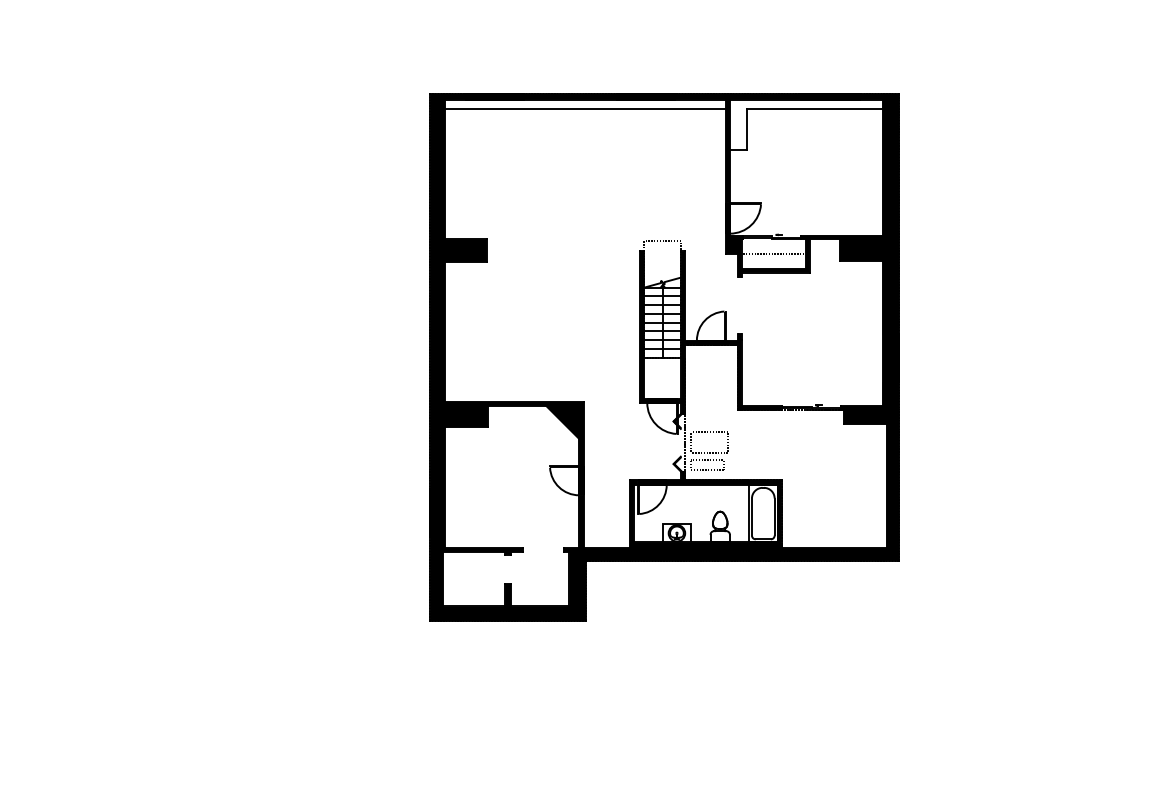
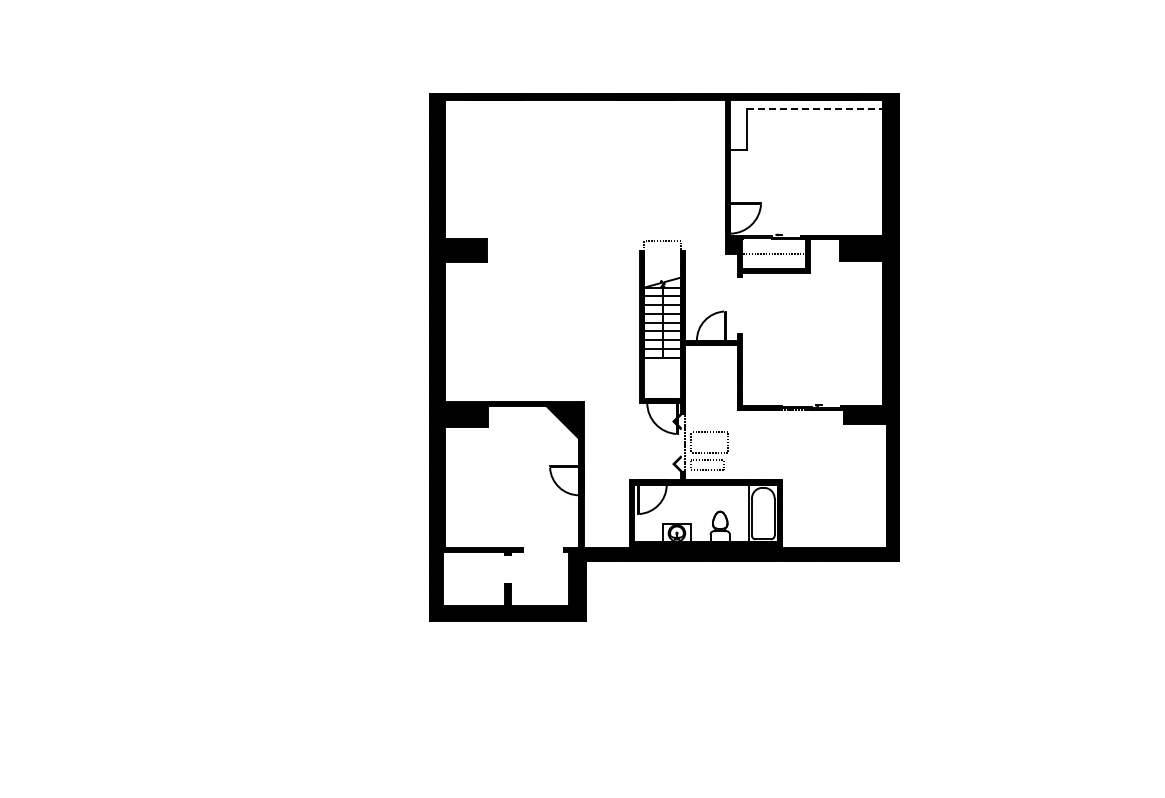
line: present -> none (585, 109)
line: solid -> dashed (815, 109)
